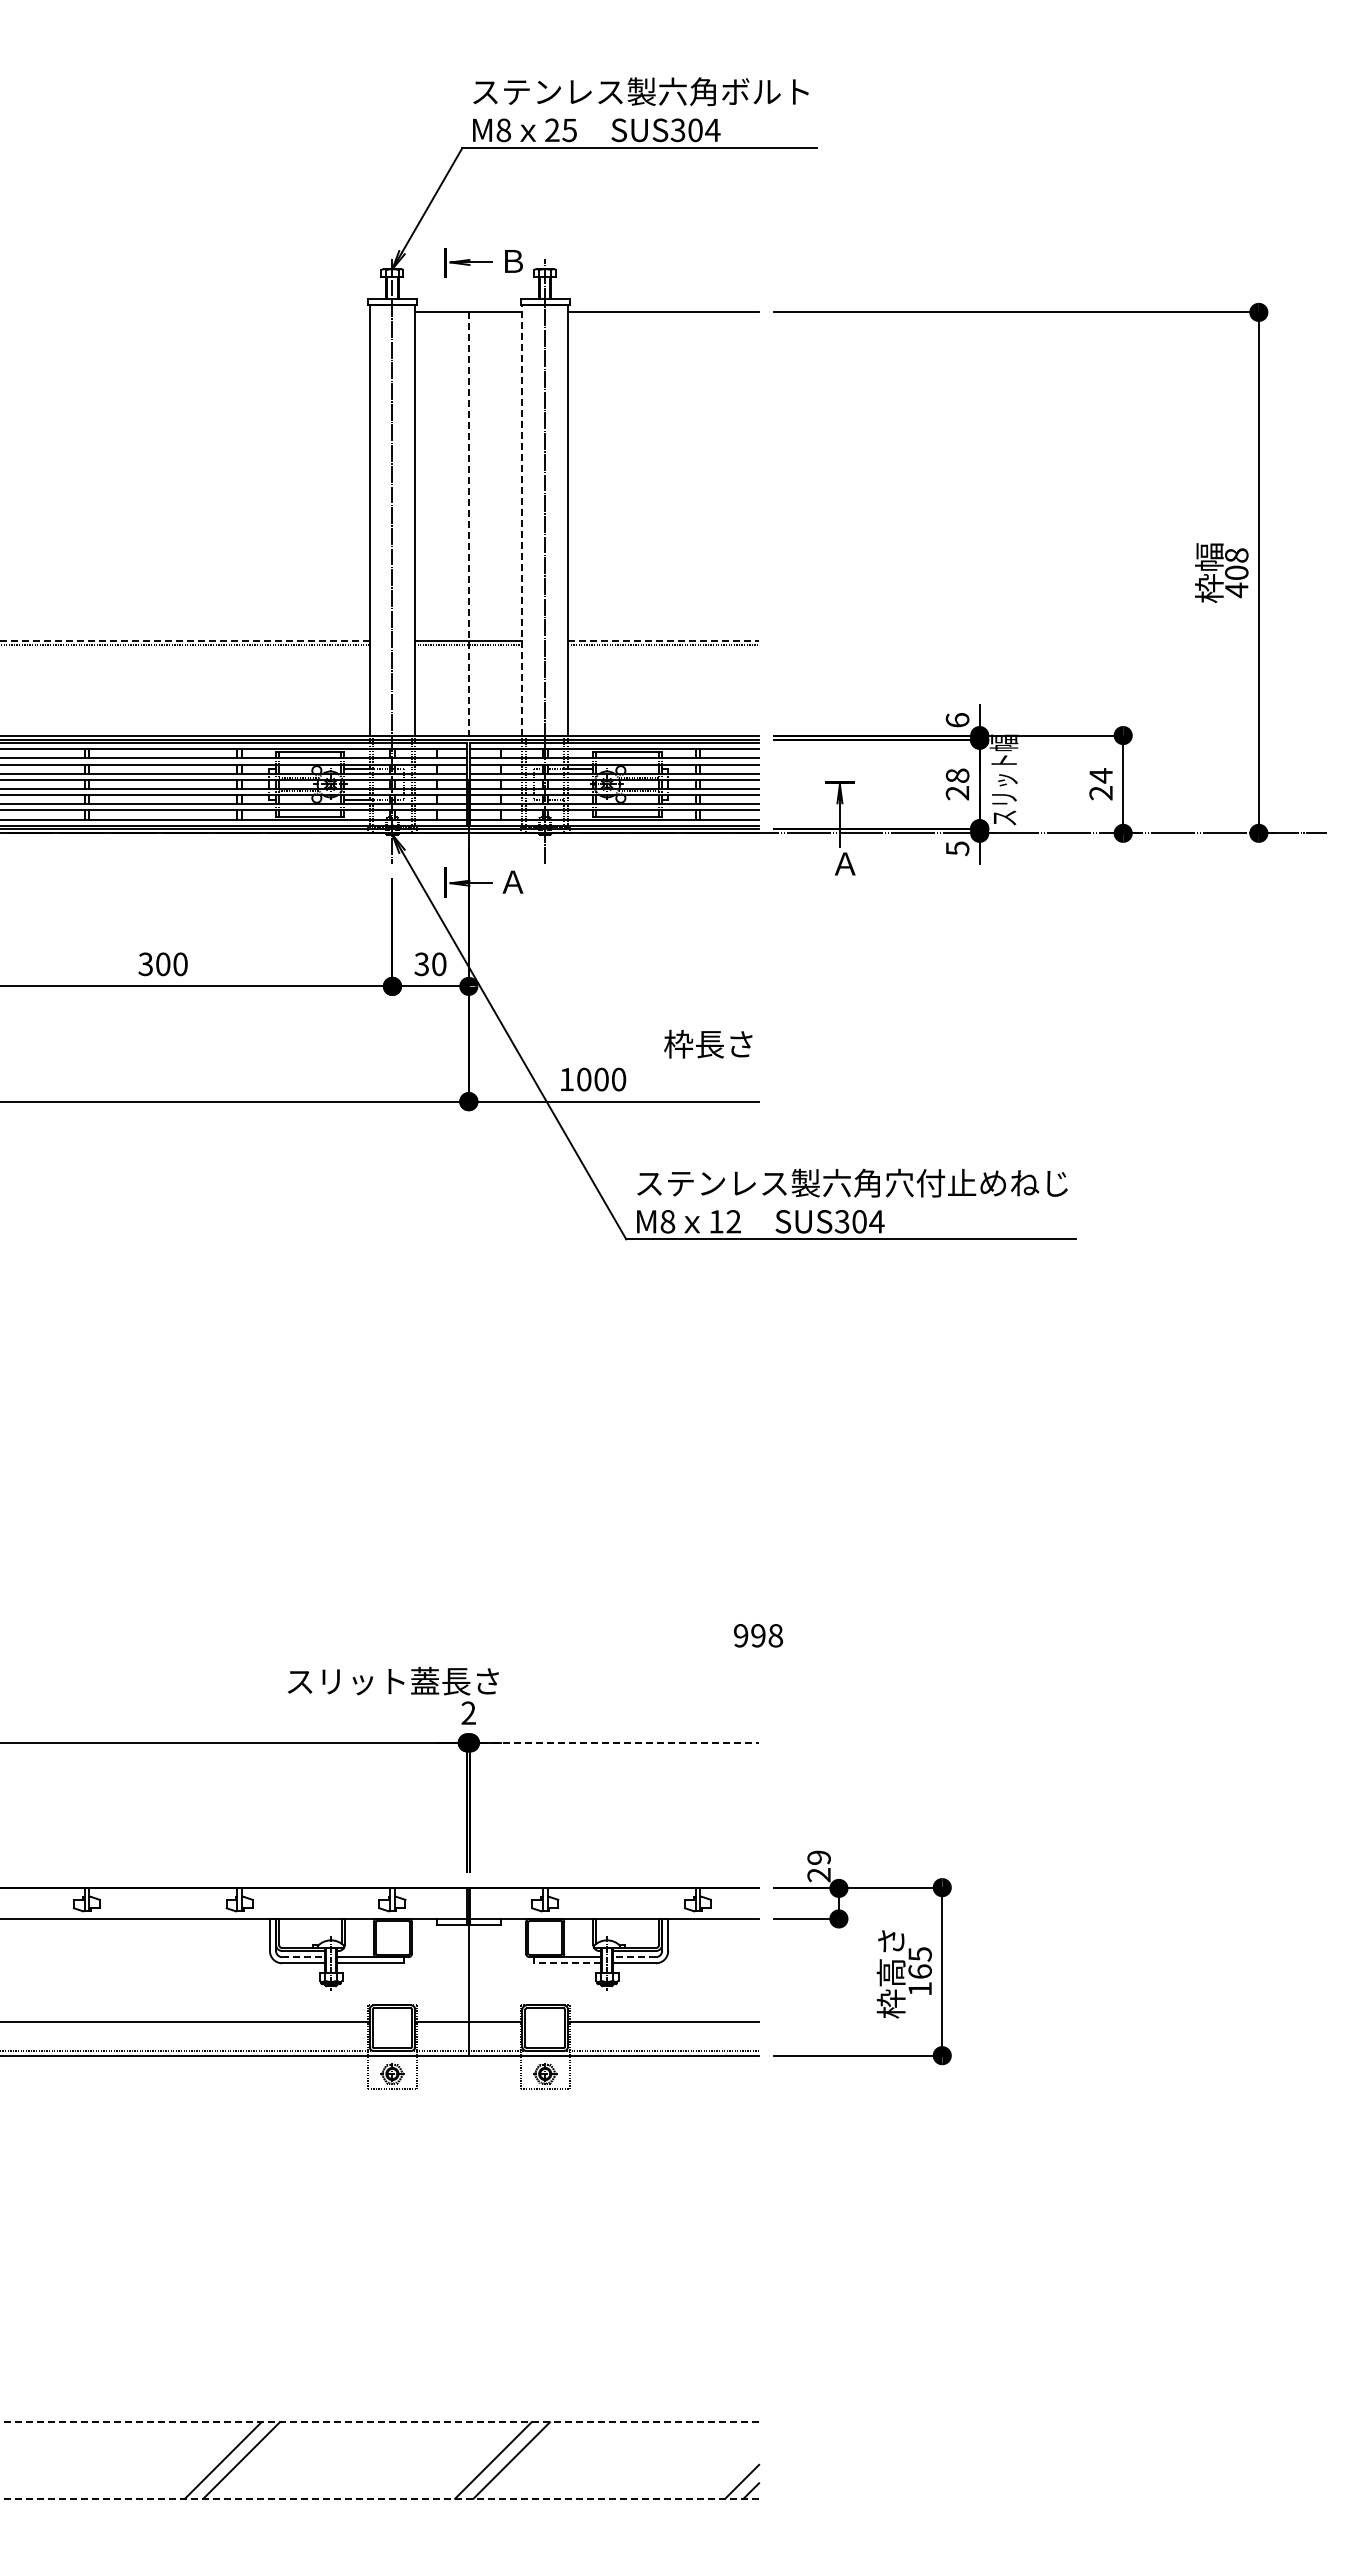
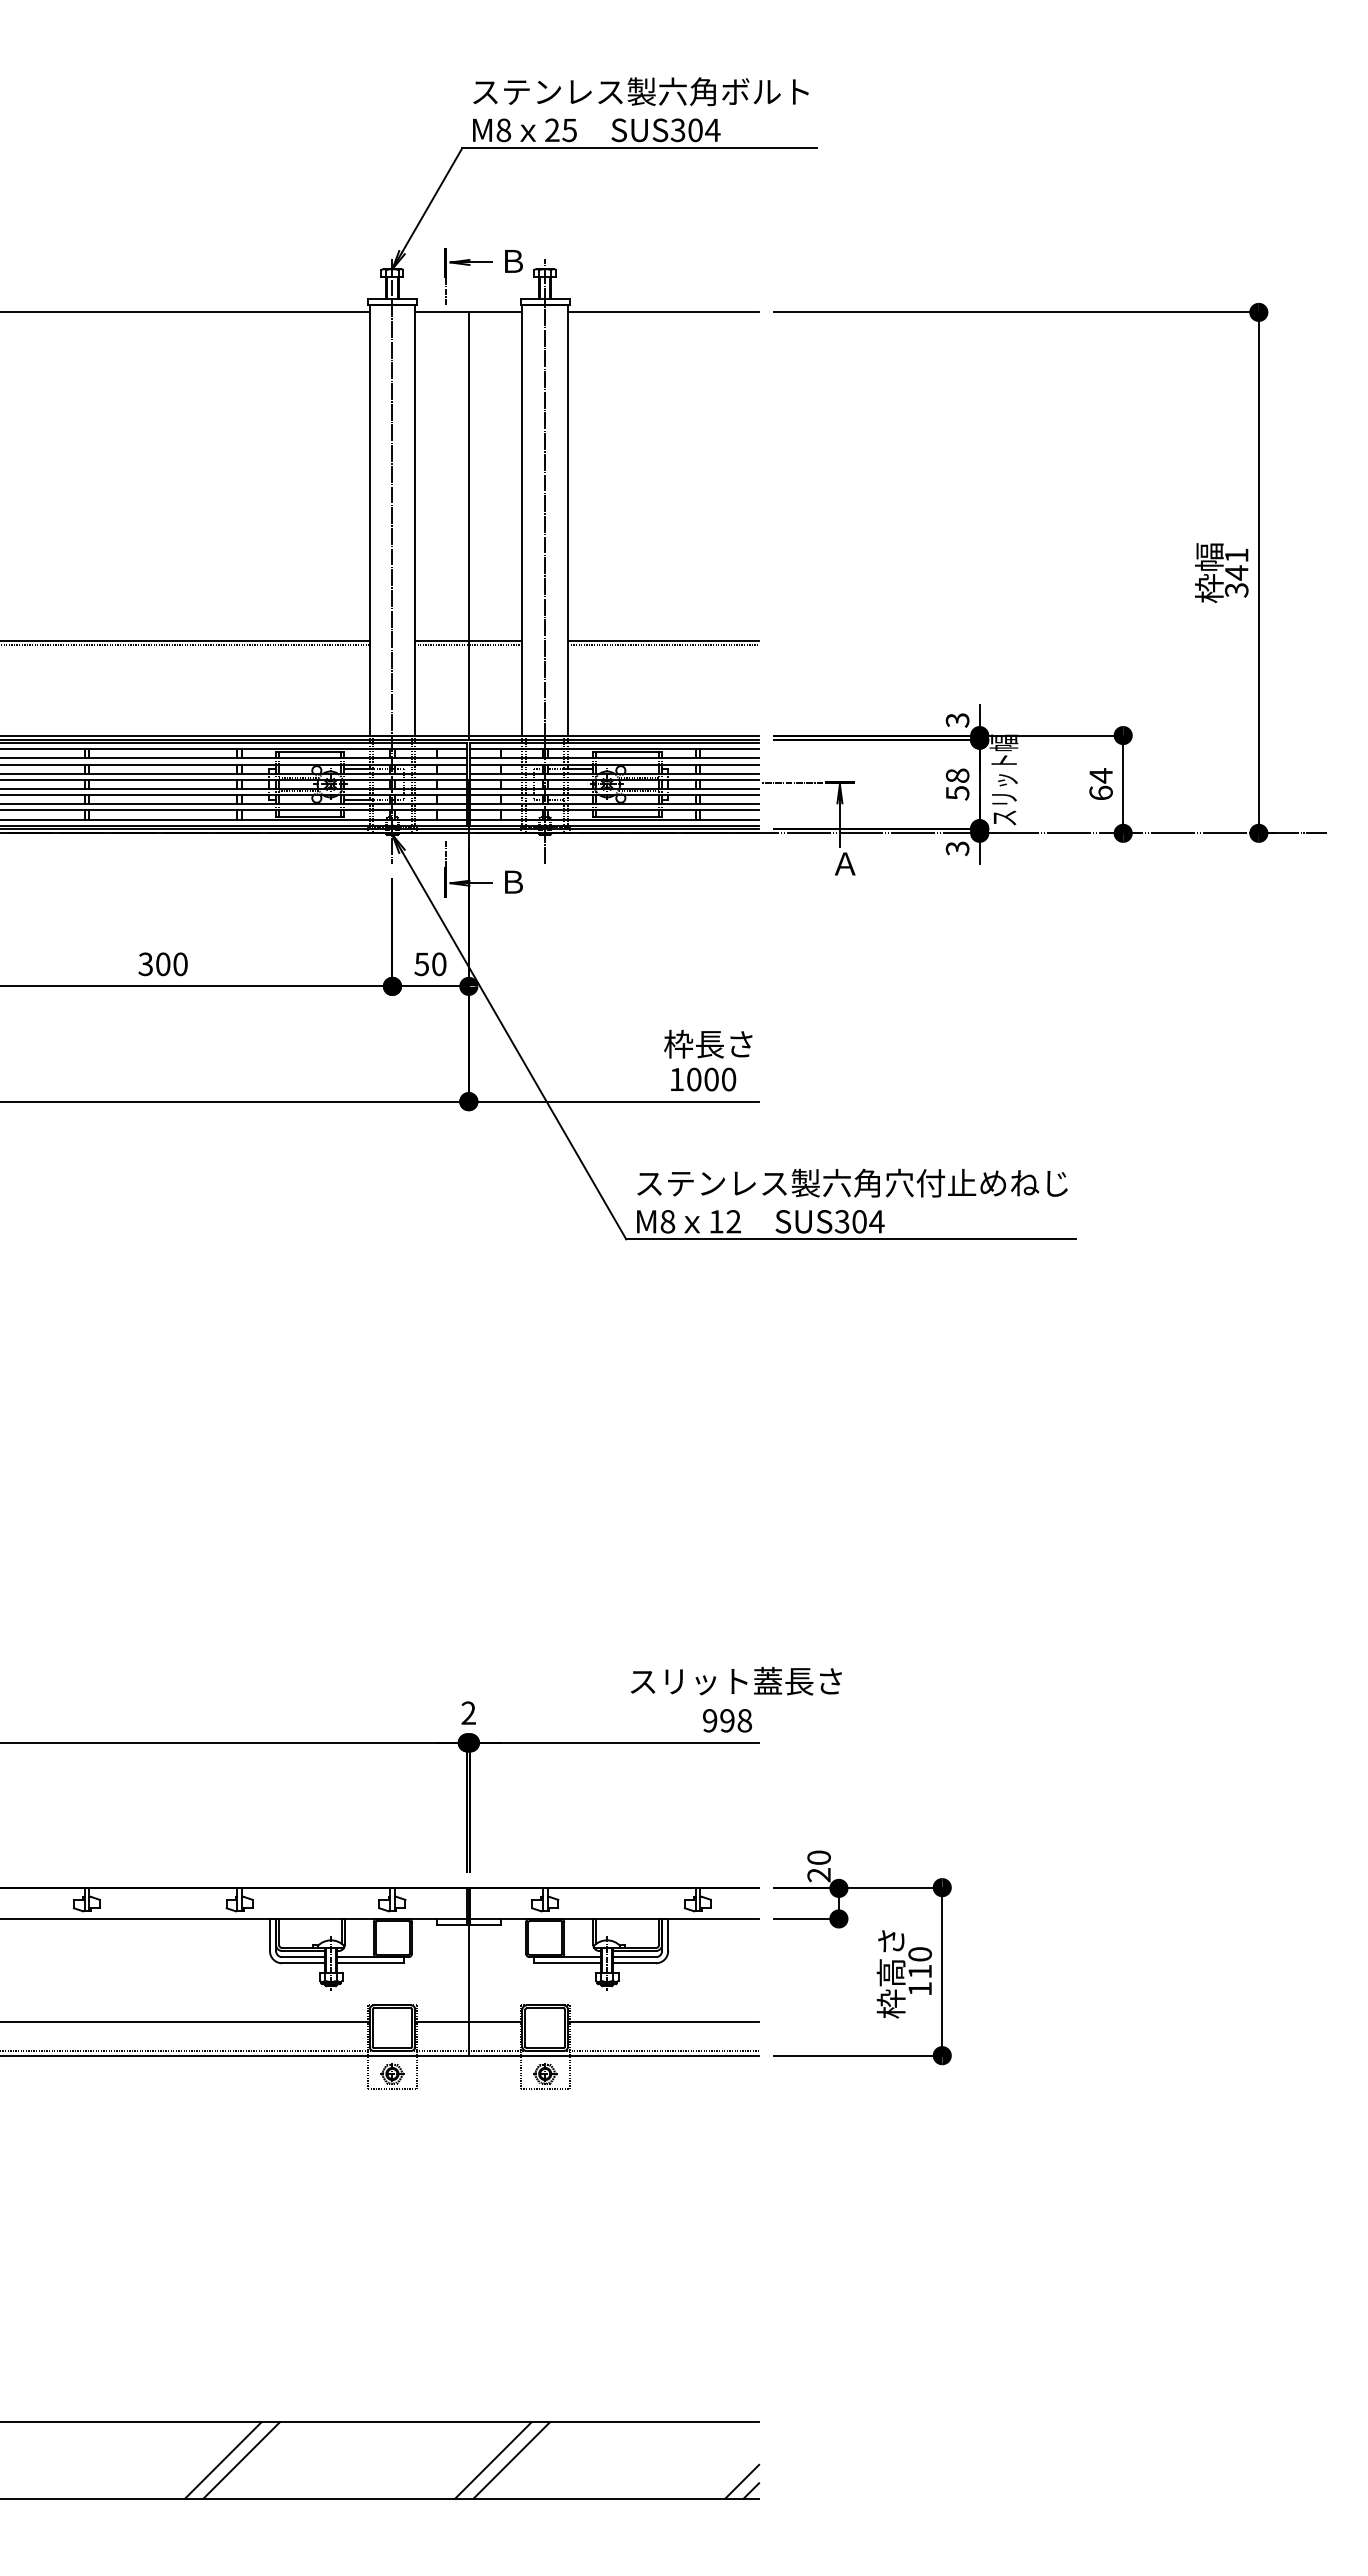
line: none -> present (445, 291)
line: none -> present (185, 312)
line: dashed -> solid (522, 519)
line: dashed -> solid (468, 526)
text: 408 -> 341 (1236, 573)
line: dashed -> solid (184, 640)
line: dashed -> solid (664, 640)
text: 6 -> 3 (957, 720)
line: none -> present (792, 782)
text: 24 -> 64 (1100, 792)
text: 28 -> 58 (957, 793)
text: 5 -> 3 (956, 848)
line: none -> present (445, 853)
text: Ａ -> Ｂ (512, 881)
text: 30 -> 50 (421, 963)
text position: (593, 1079) -> (703, 1079) (703, 1079)
text position: (758, 1635) -> (727, 1720) (727, 1720)
text position: (392, 1681) -> (735, 1681) (735, 1681)
line: dashed -> solid (615, 1742)
text: 29 -> 20 (818, 1857)
line: dashed -> solid (304, 1957)
line: dashed -> solid (634, 1957)
text: 165 -> 110 (919, 1962)
line: dashed -> solid (567, 1963)
line: dashed -> solid (379, 2422)
line: dashed -> solid (380, 2498)
